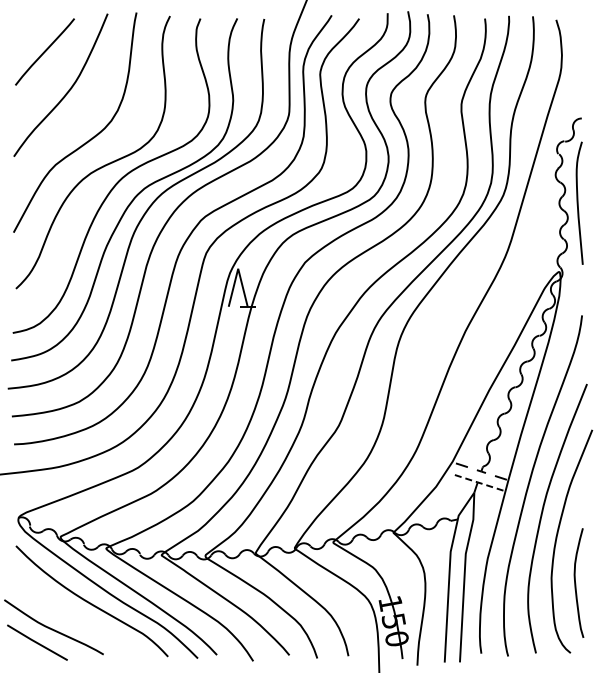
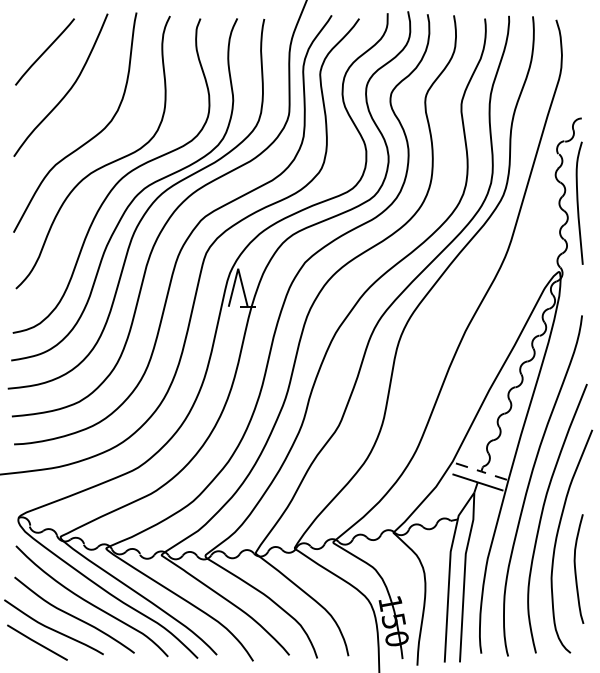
line: dashed -> solid (477, 482)
curve position: (576, 583) -> (576, 569) (576, 569)
curve: none -> present (73, 615)
